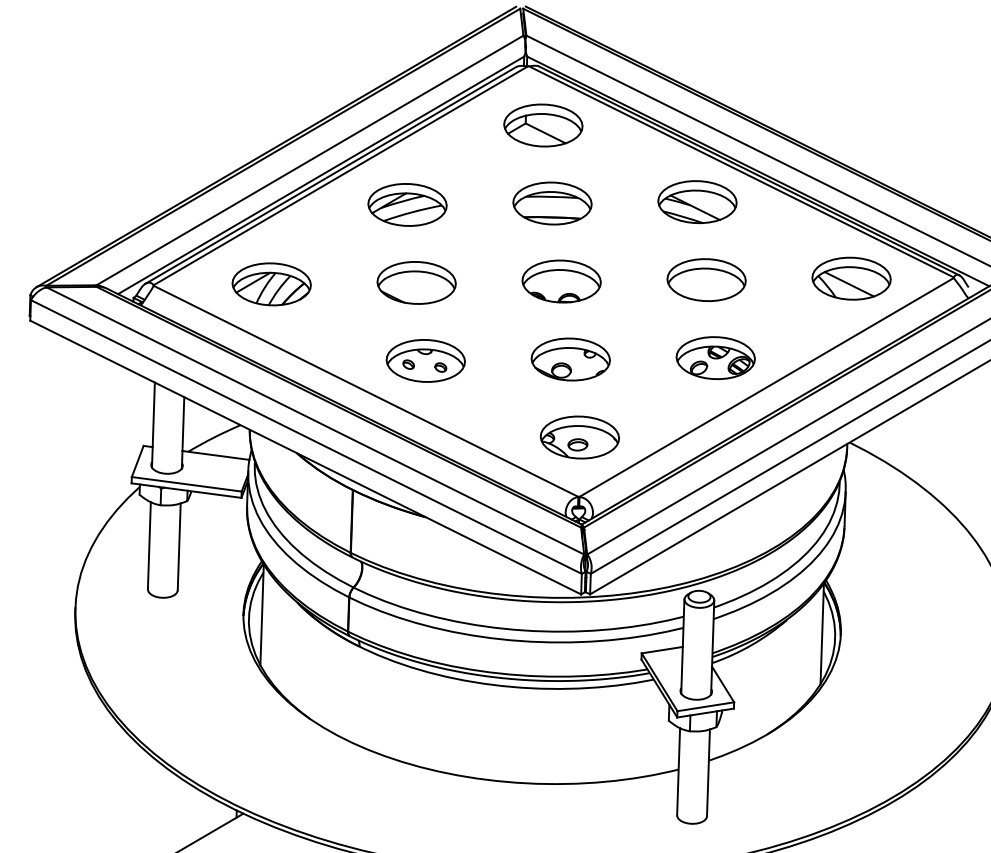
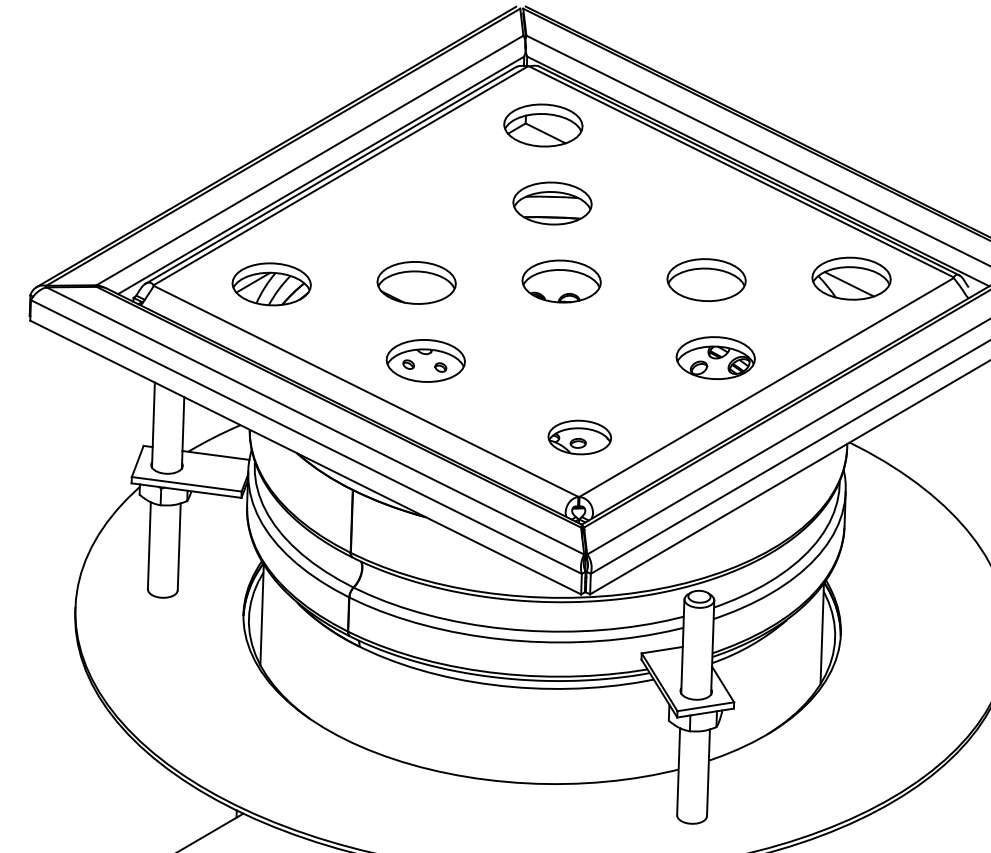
part: present -> none (697, 201)
part: present -> none (407, 204)
part: present -> none (570, 359)
part size: 81x45 px -> 66x37 px (579, 437)
